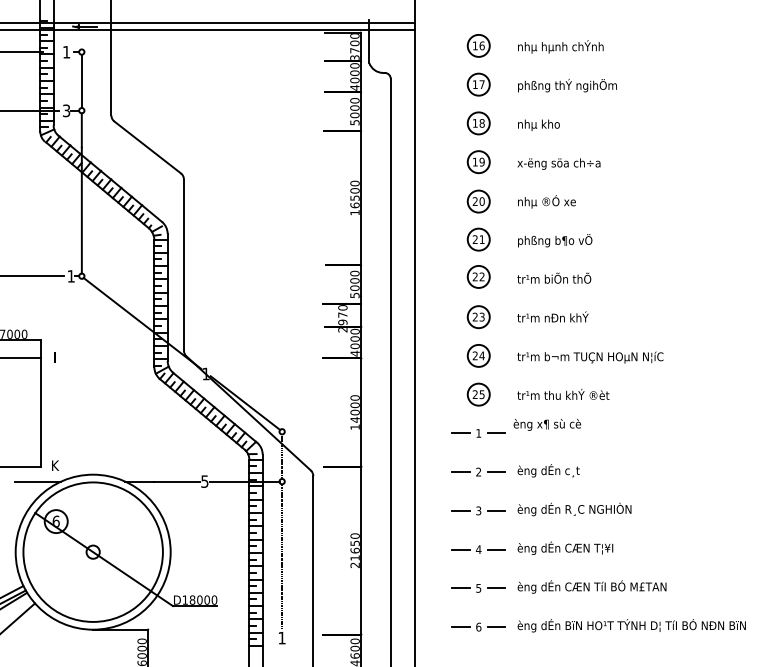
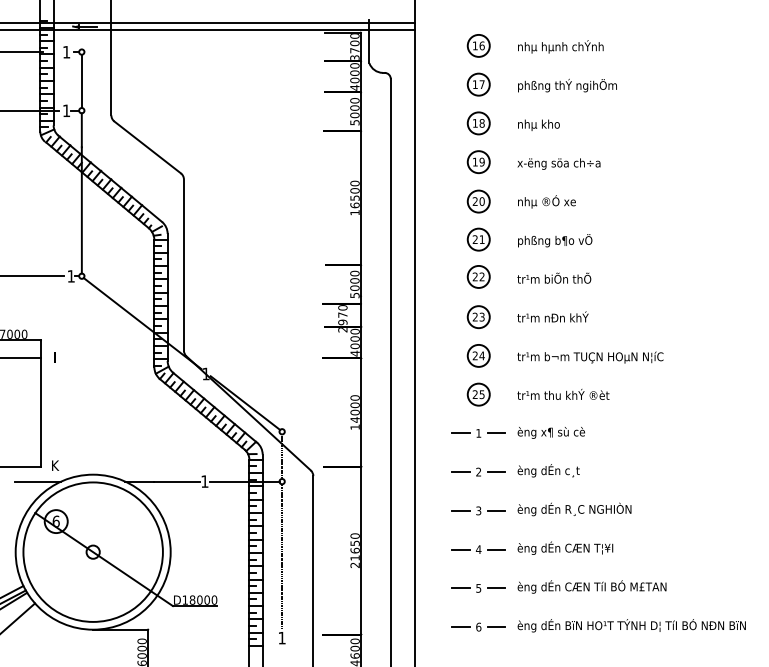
text: 3 -> 1 (66, 110)
text position: (546, 424) -> (550, 432) (550, 432)
text: 5 -> 1 (204, 481)
